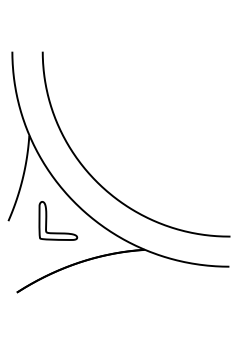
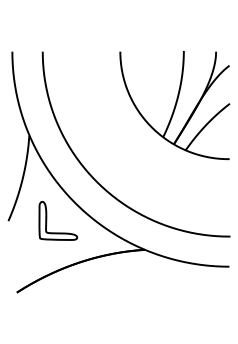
part: none -> present (174, 105)
